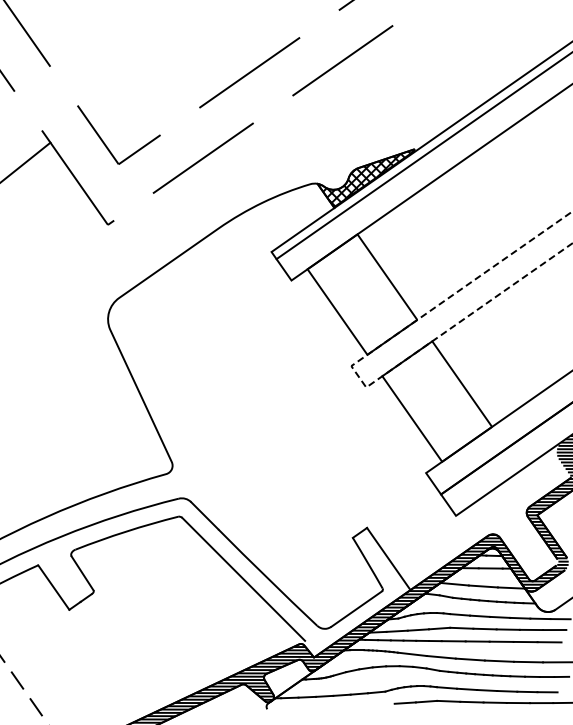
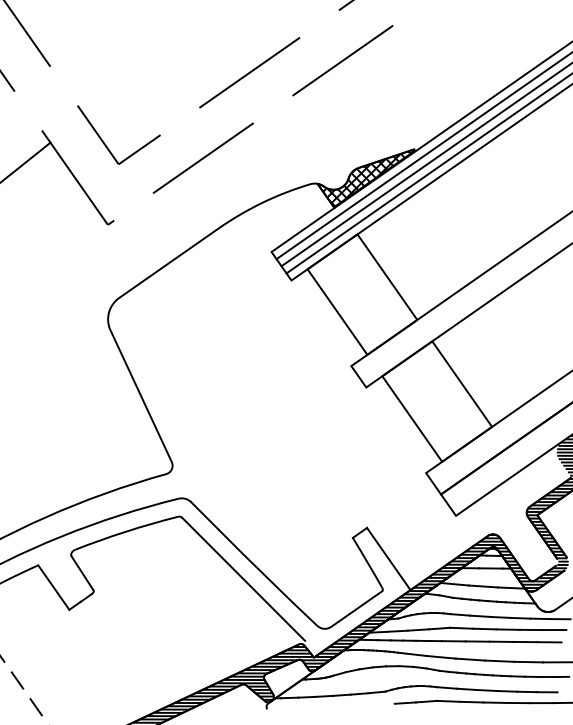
line: none -> present (425, 165)
line: none -> present (427, 174)
line: dashed -> solid (354, 370)
